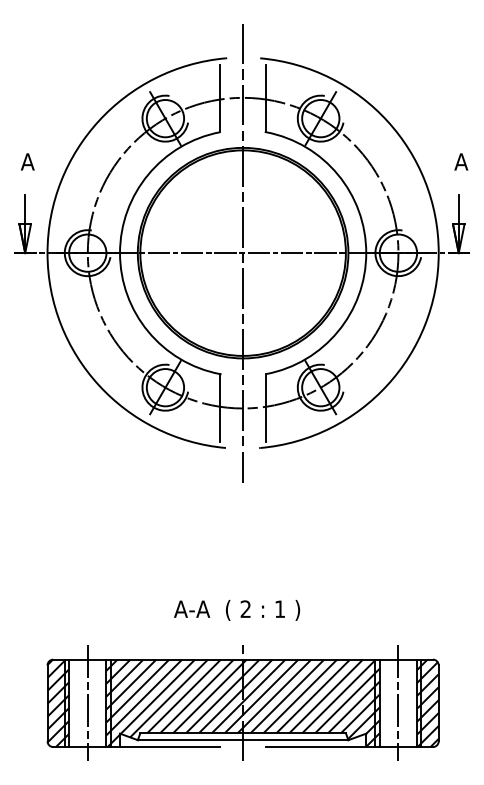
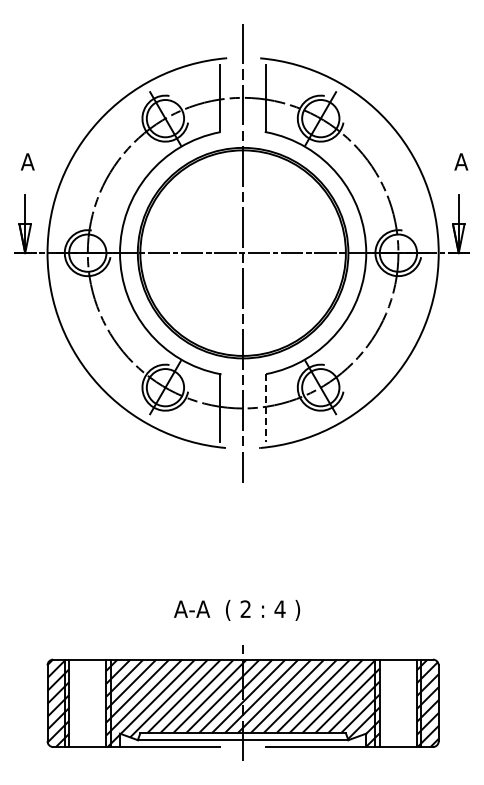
line: solid -> dashed (266, 407)
text: 1 -> 4 (279, 608)
line: present -> none (87, 703)
line: present -> none (398, 703)
